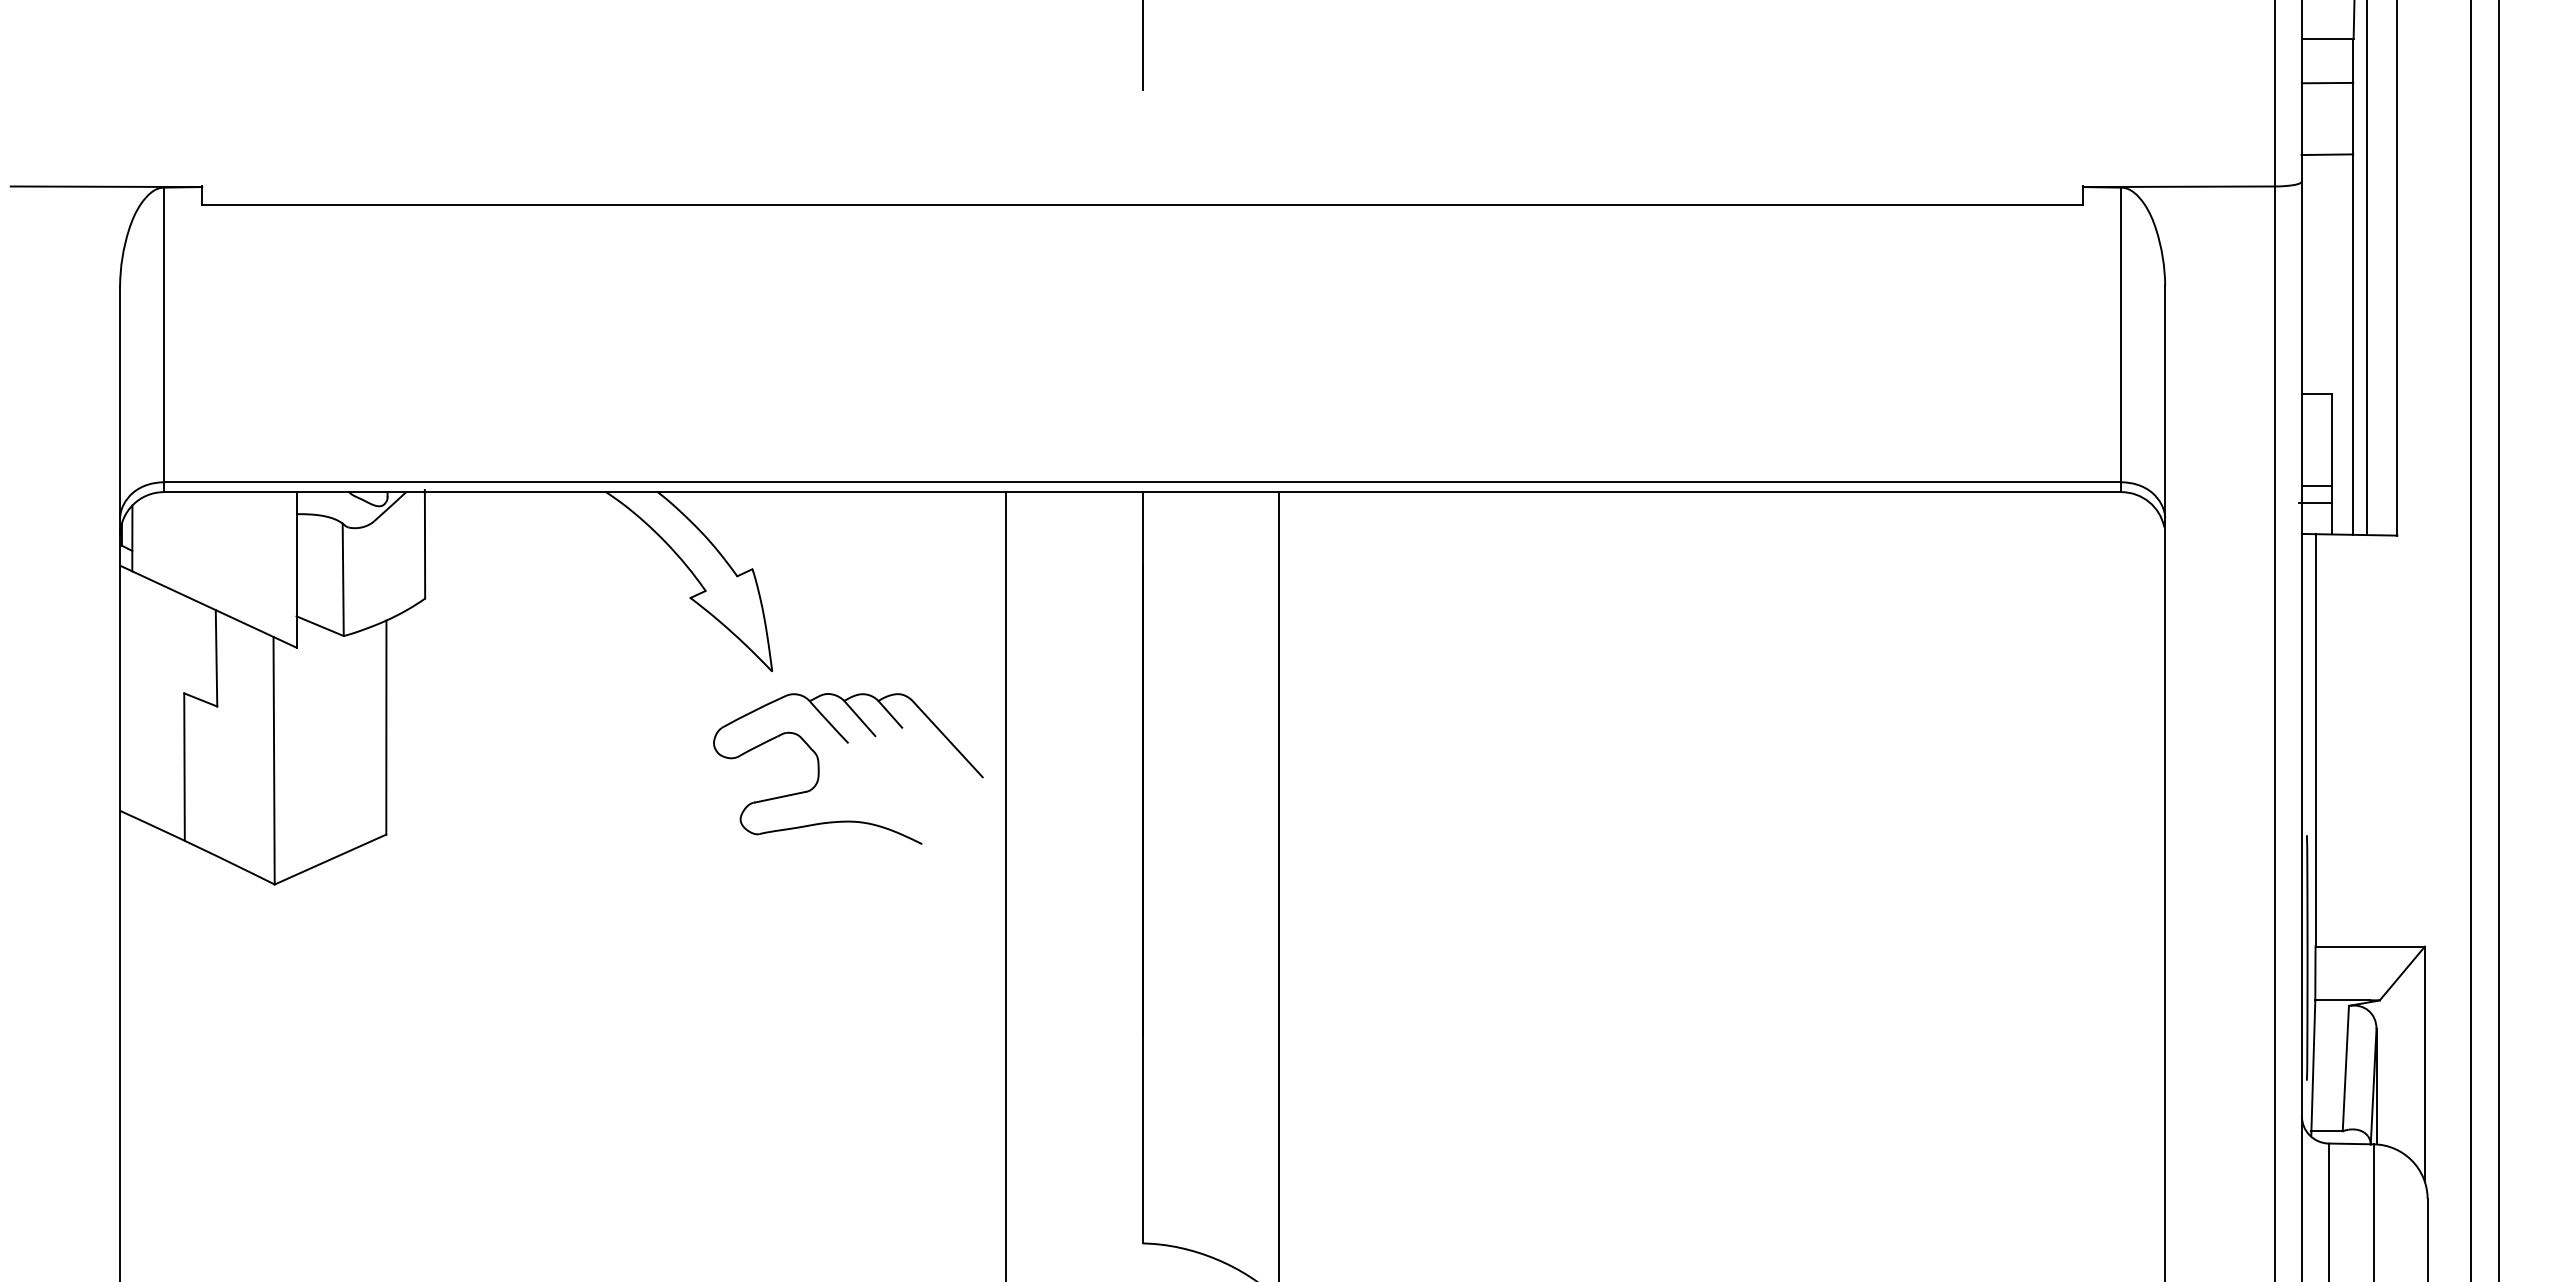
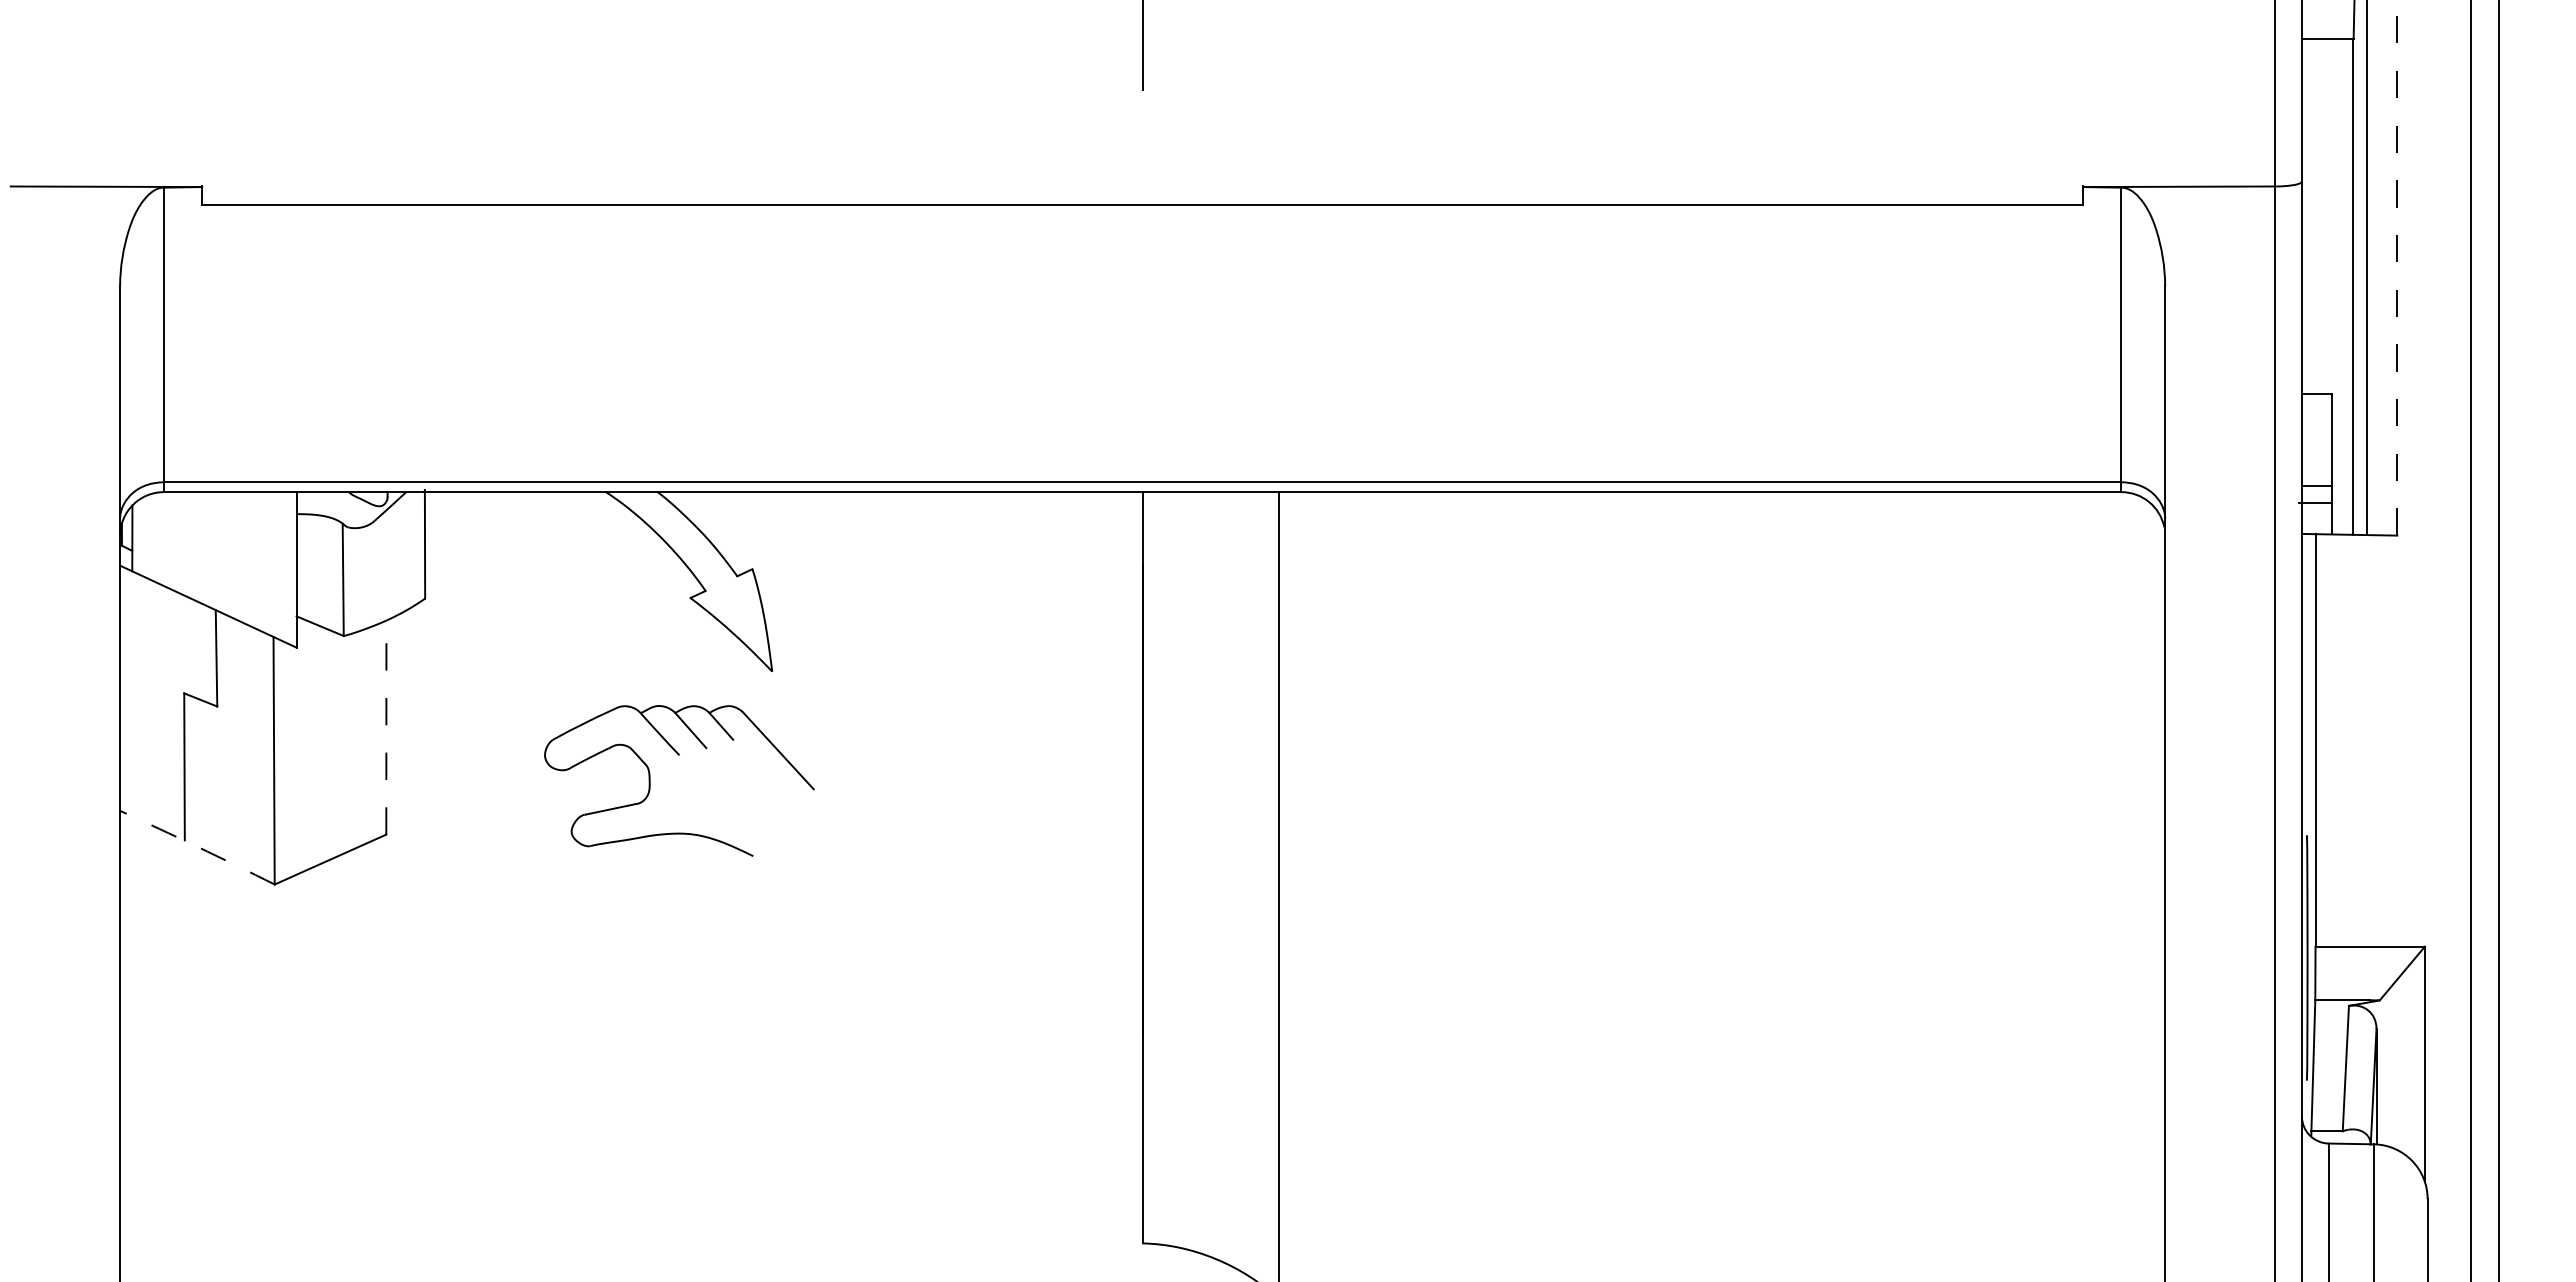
line: present -> none (2327, 82)
line: present -> none (2327, 154)
line: solid -> dashed (2397, 267)
line: solid -> dashed (386, 727)
part position: (848, 743) -> (679, 755) (679, 755)
arc: solid -> dashed (197, 846)
line: present -> none (1005, 885)
